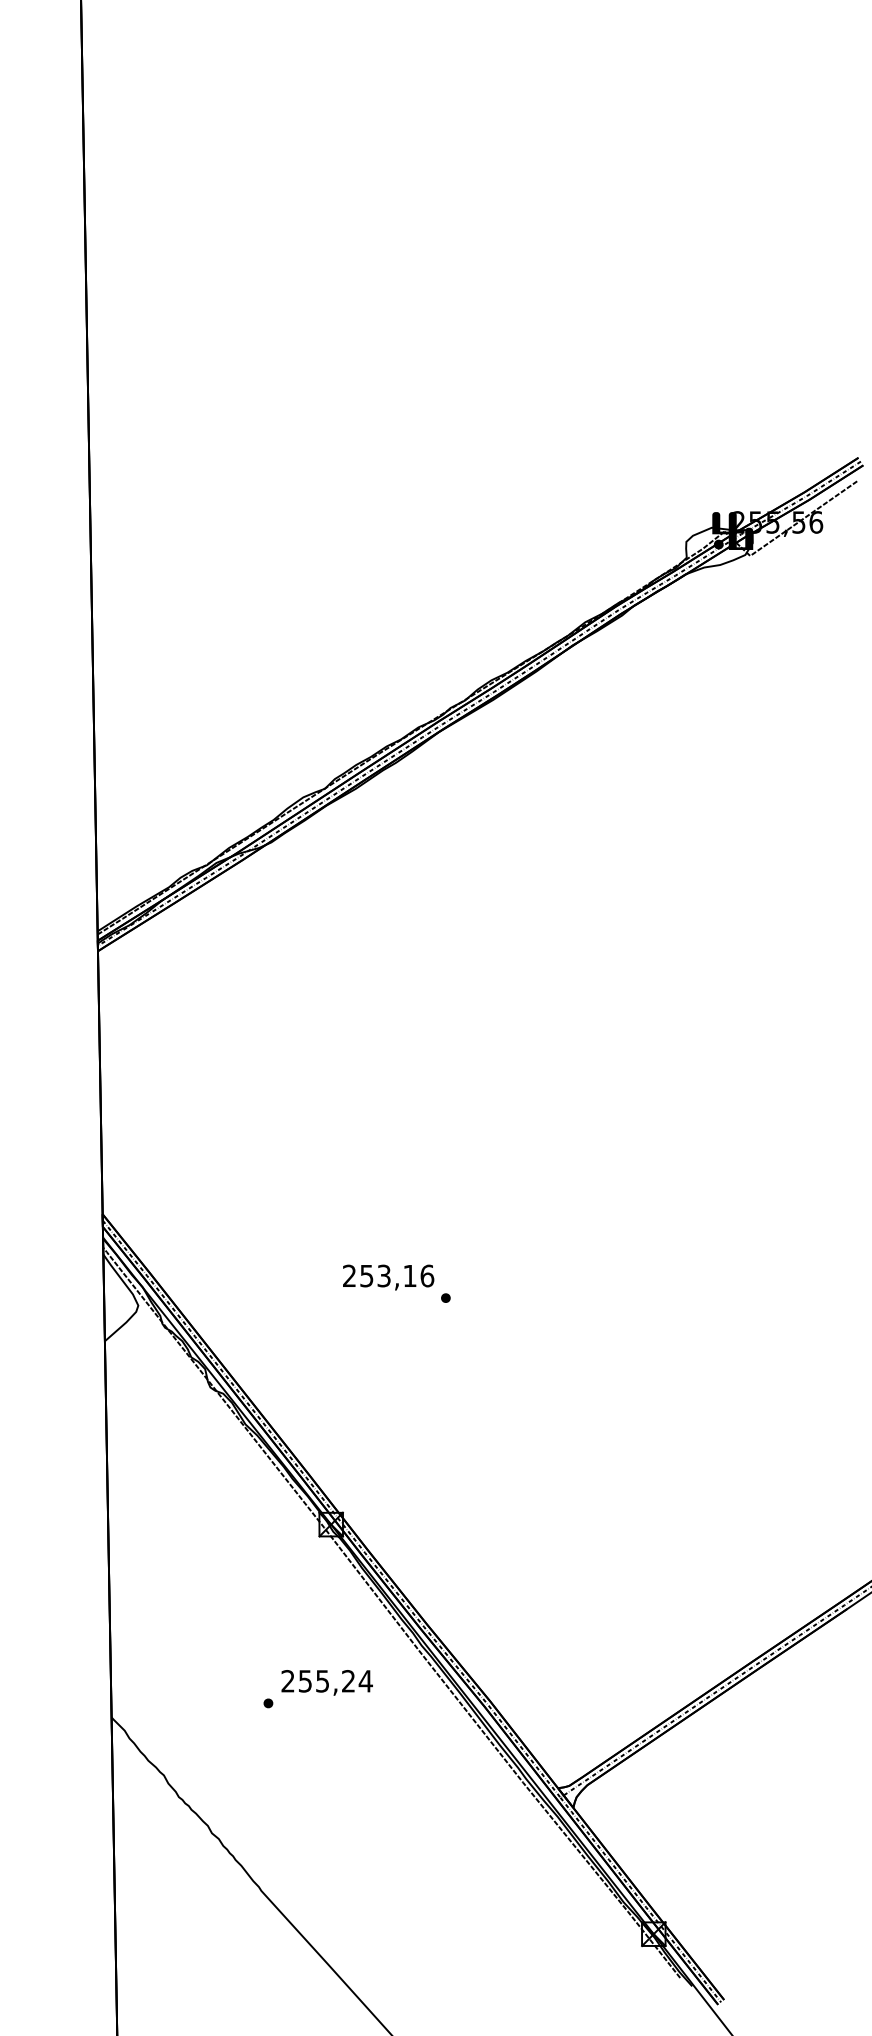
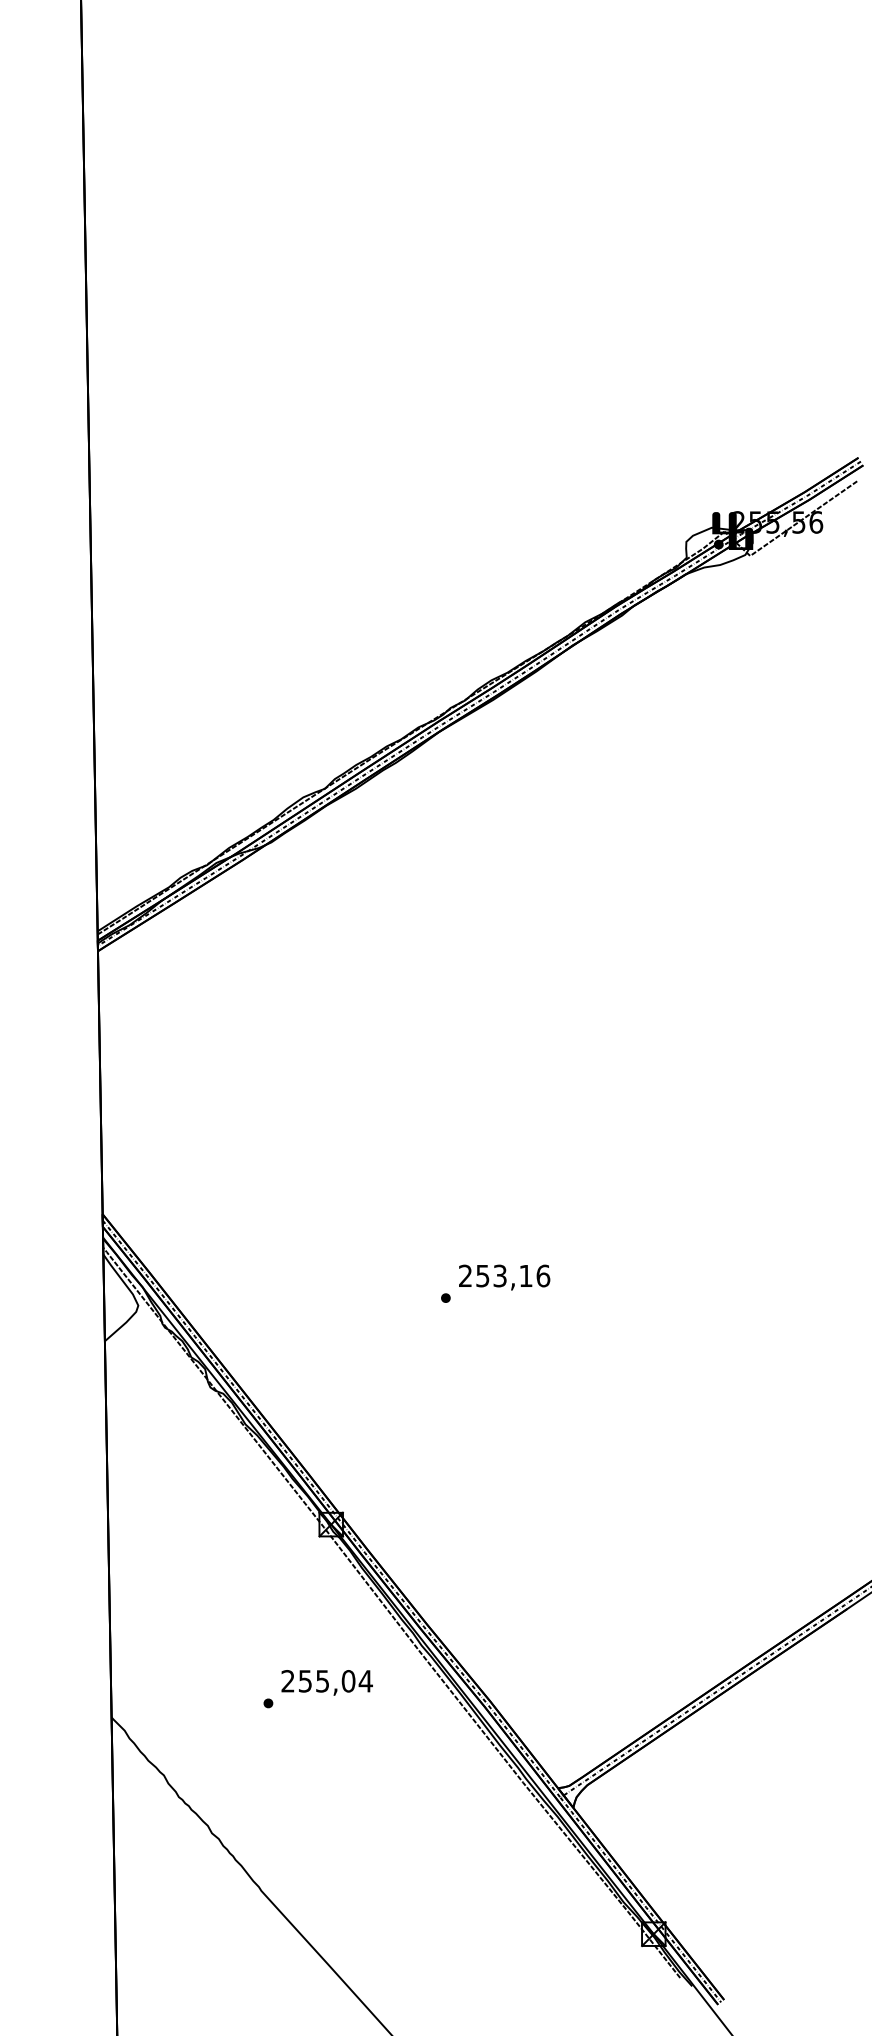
text position: (388, 1277) -> (504, 1277) (504, 1277)
text: 255,24 -> 255,04 (348, 1681)
